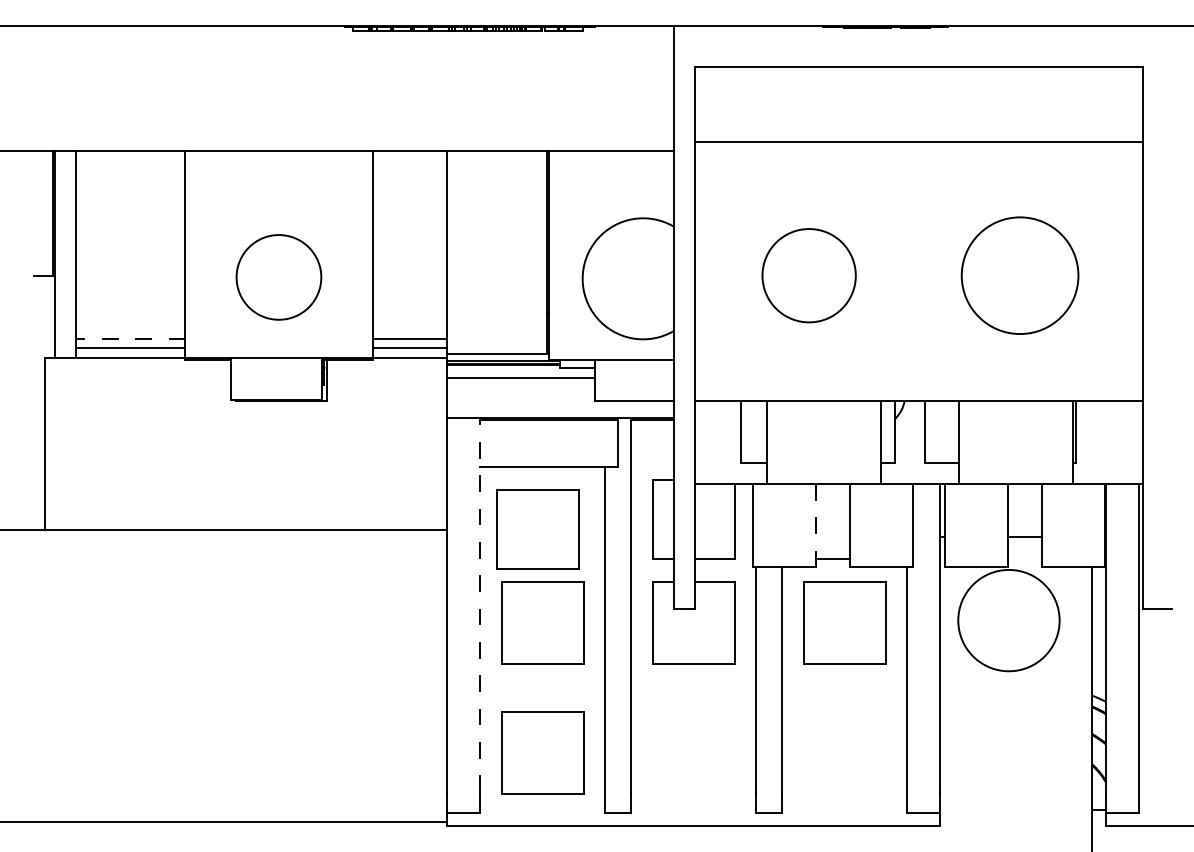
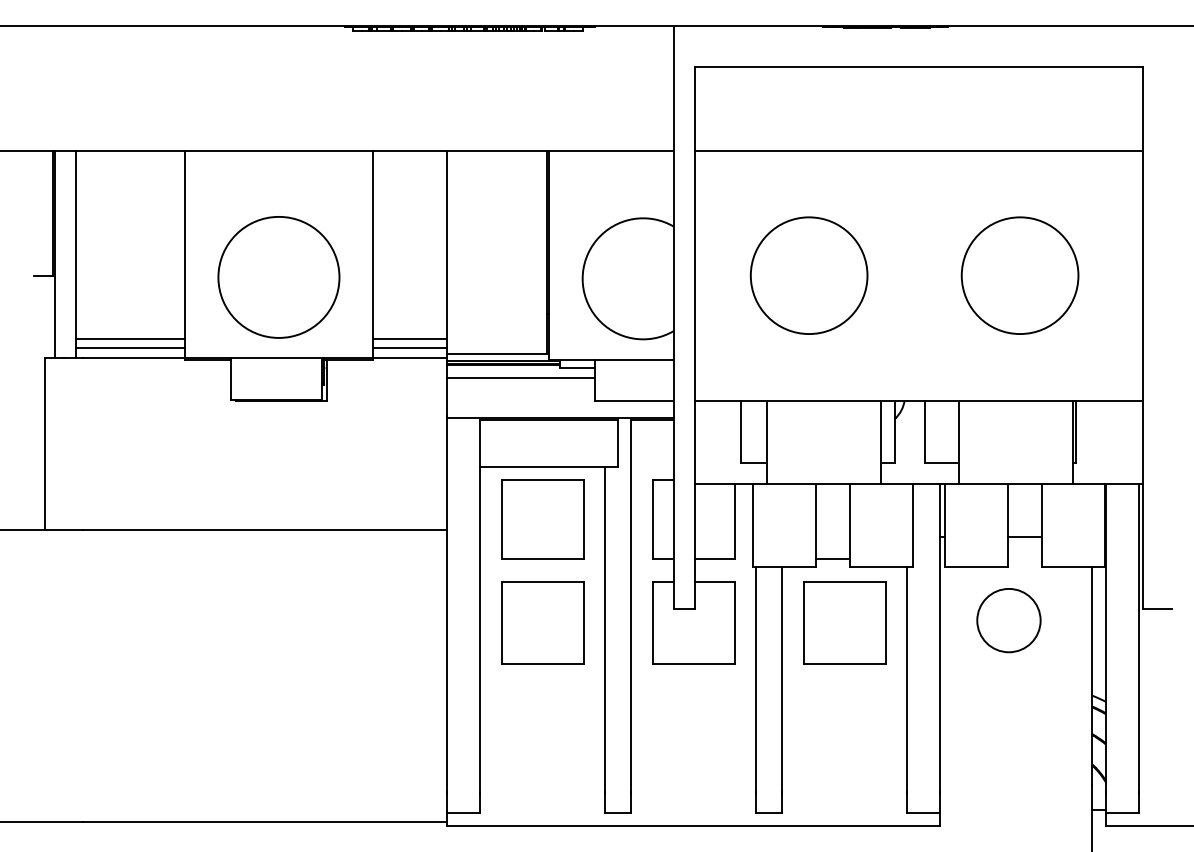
line position: (918, 141) -> (918, 150) (918, 150)
circle diameter: 93 px -> 117 px (808, 275)
circle diameter: 85 px -> 121 px (278, 276)
line: dashed -> solid (130, 339)
line: dashed -> solid (815, 525)
part position: (537, 529) -> (542, 519) (542, 519)
line: dashed -> solid (480, 605)
circle diameter: 101 px -> 63 px (1008, 620)
part: present -> none (542, 752)
